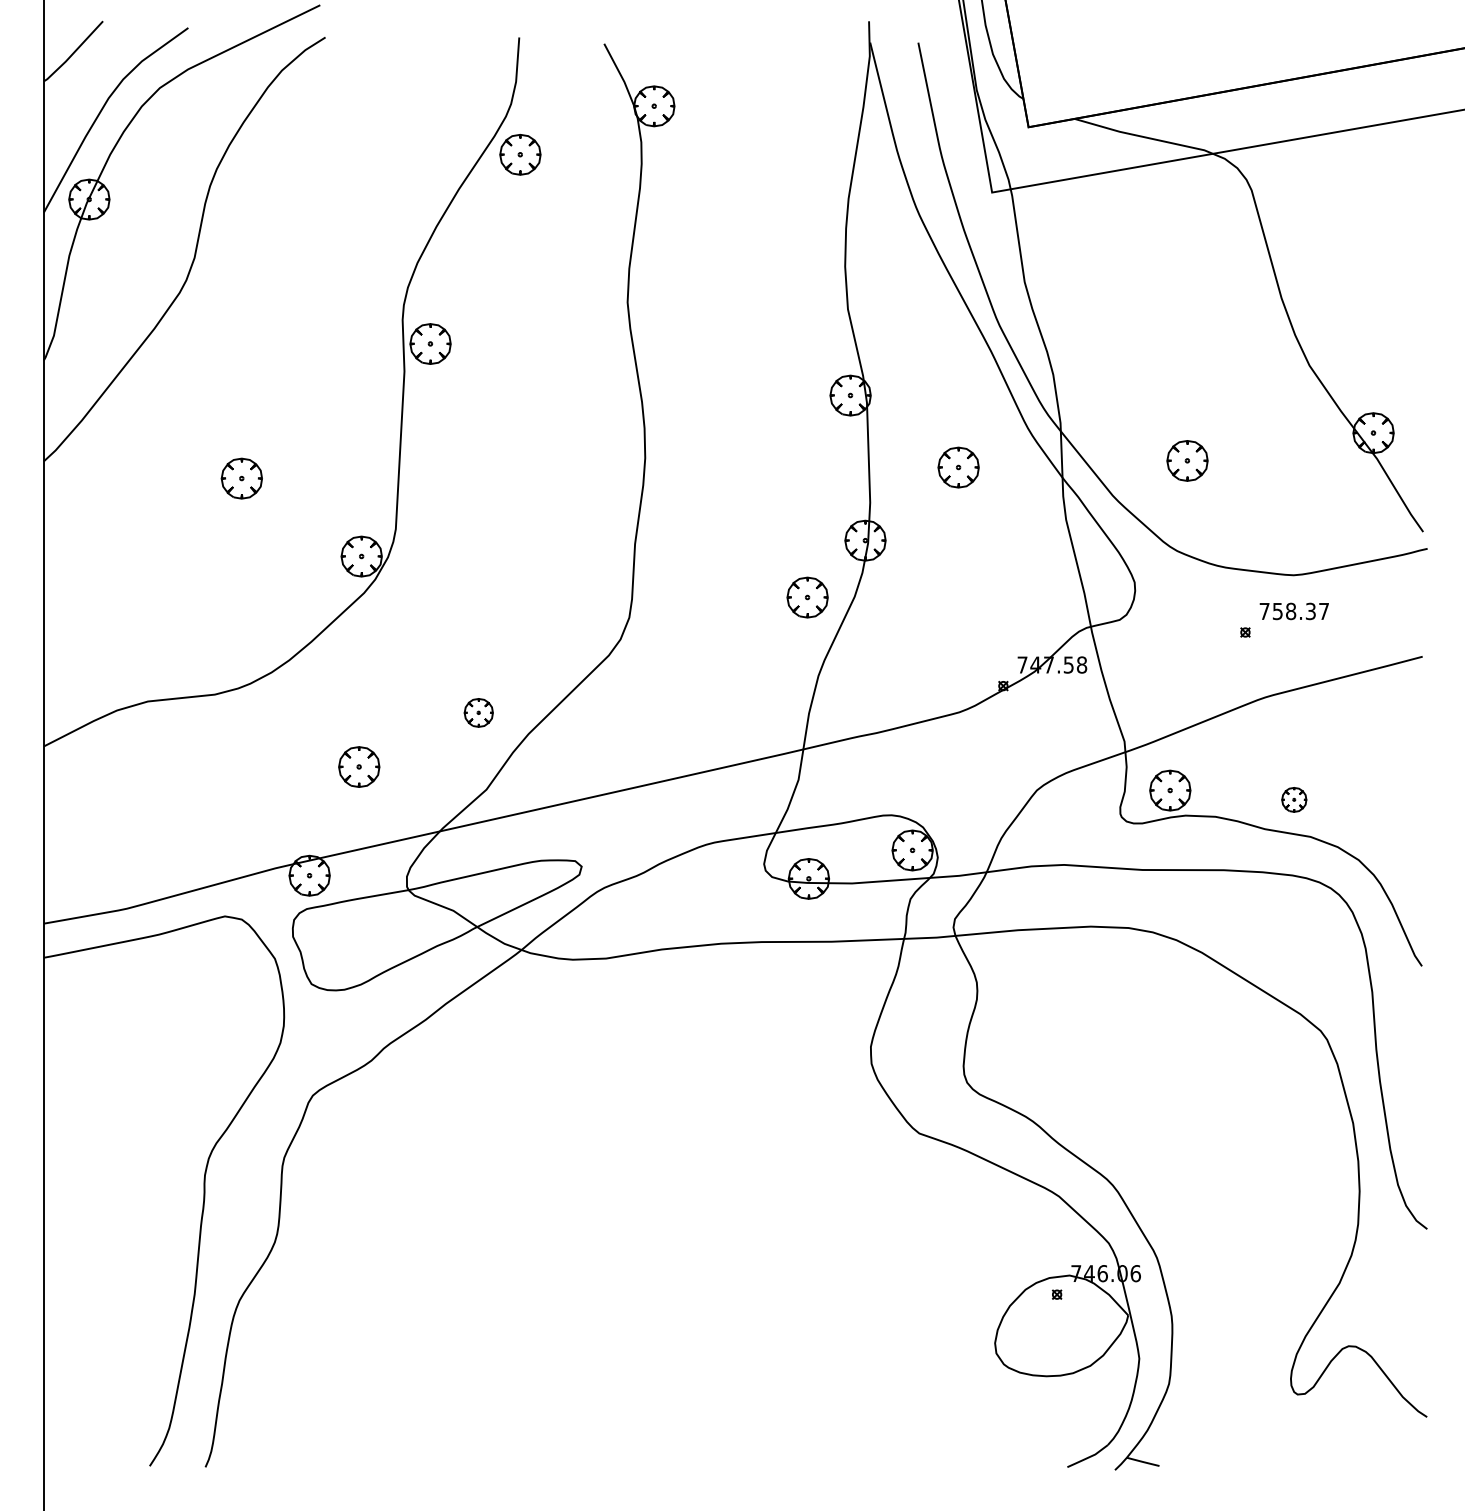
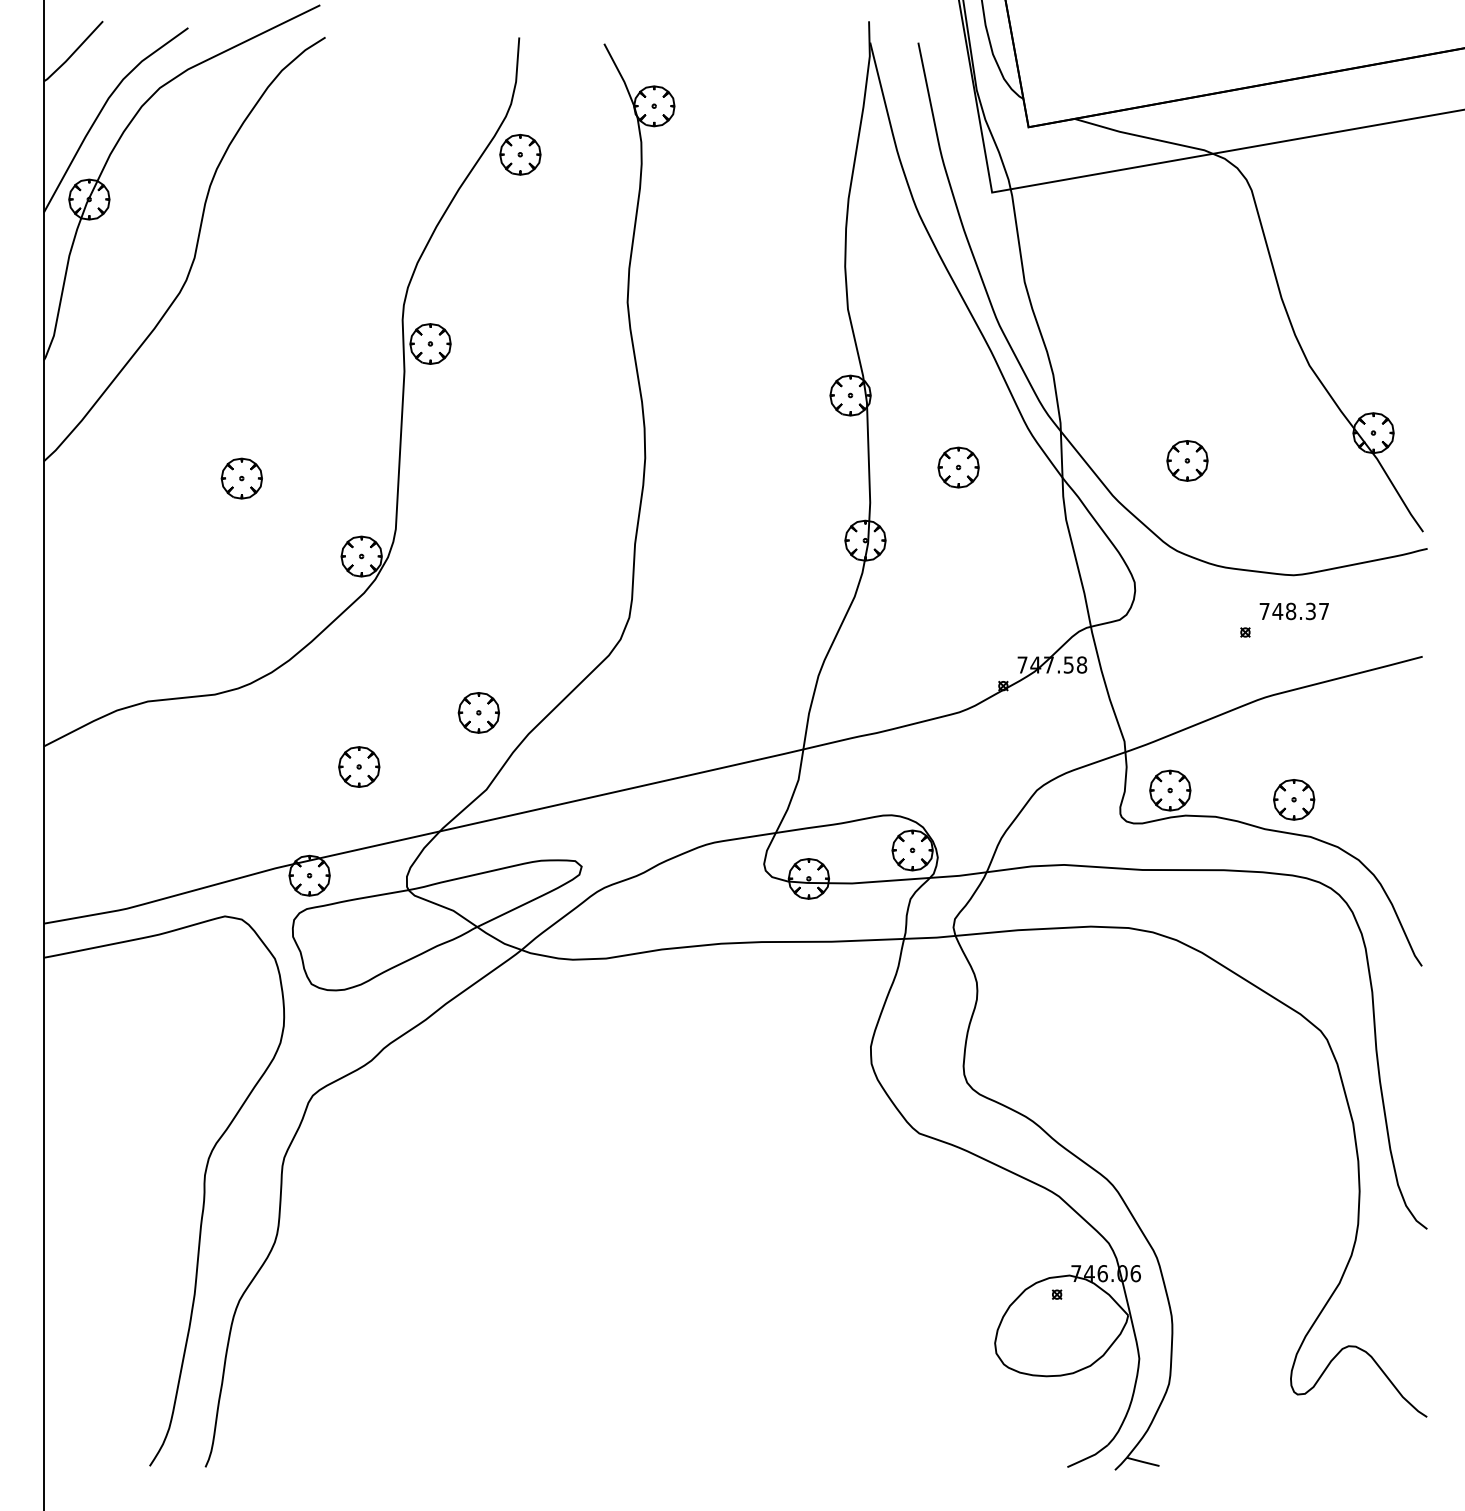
part: present -> none (807, 597)
text: 758.37 -> 748.37 (1277, 611)
part size: 31x30 px -> 43x42 px (478, 712)
part size: 27x26 px -> 43x42 px (1294, 799)
